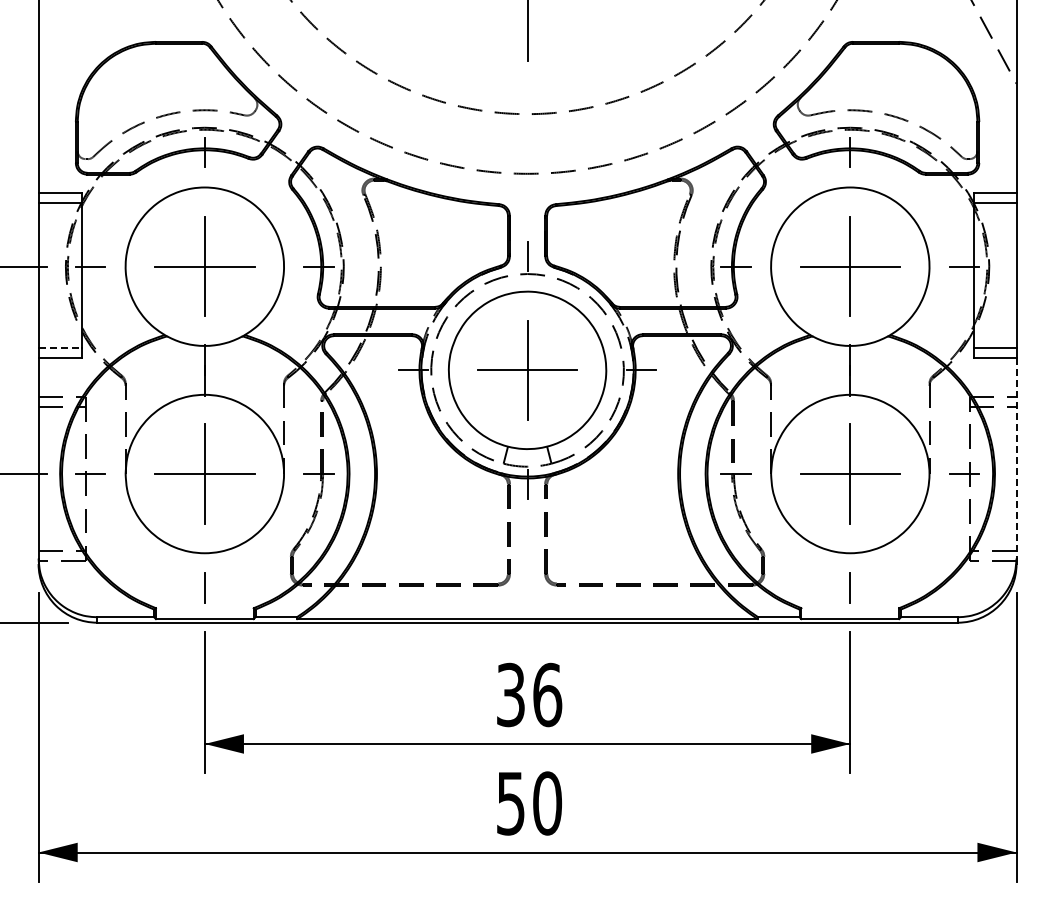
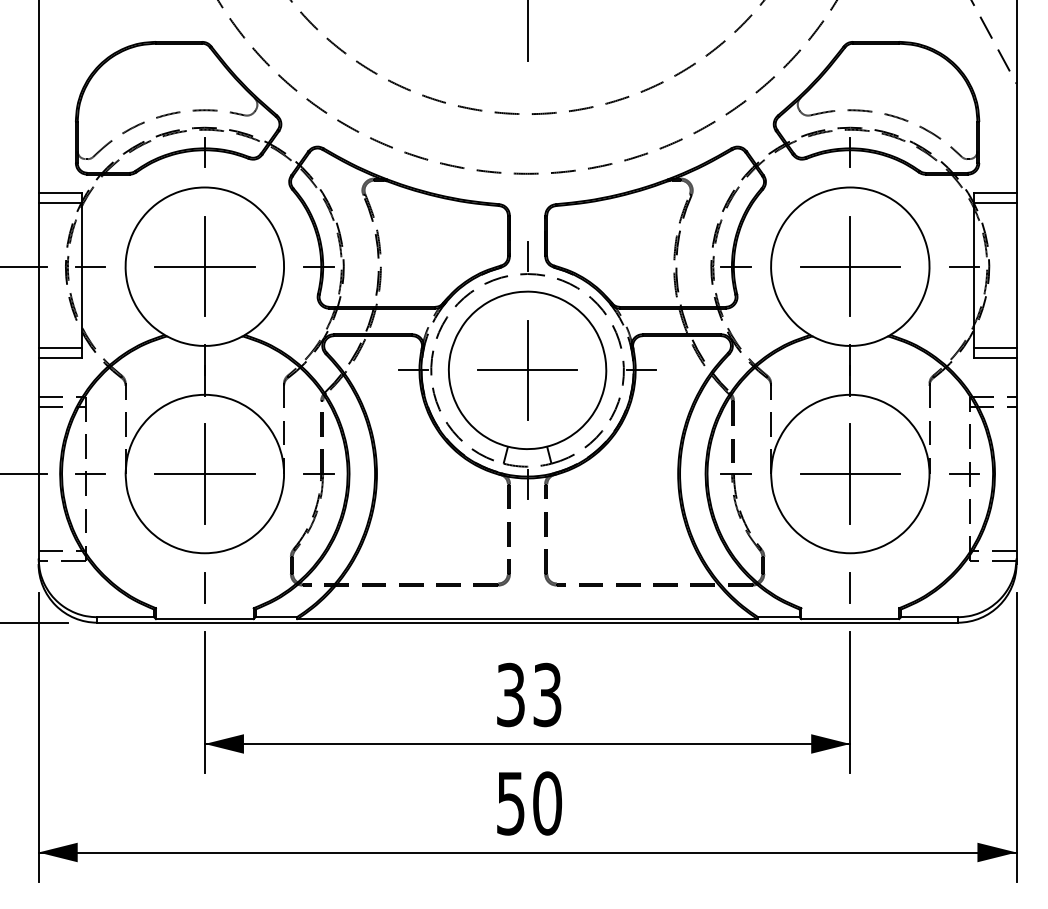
line: dashed -> solid (60, 347)
line: dashed -> solid (1016, 458)
text: 36 -> 33 (547, 694)
